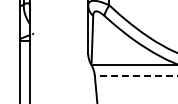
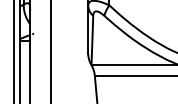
line: none -> present (14, 51)
line: none -> present (51, 51)
line: dashed -> solid (135, 75)
